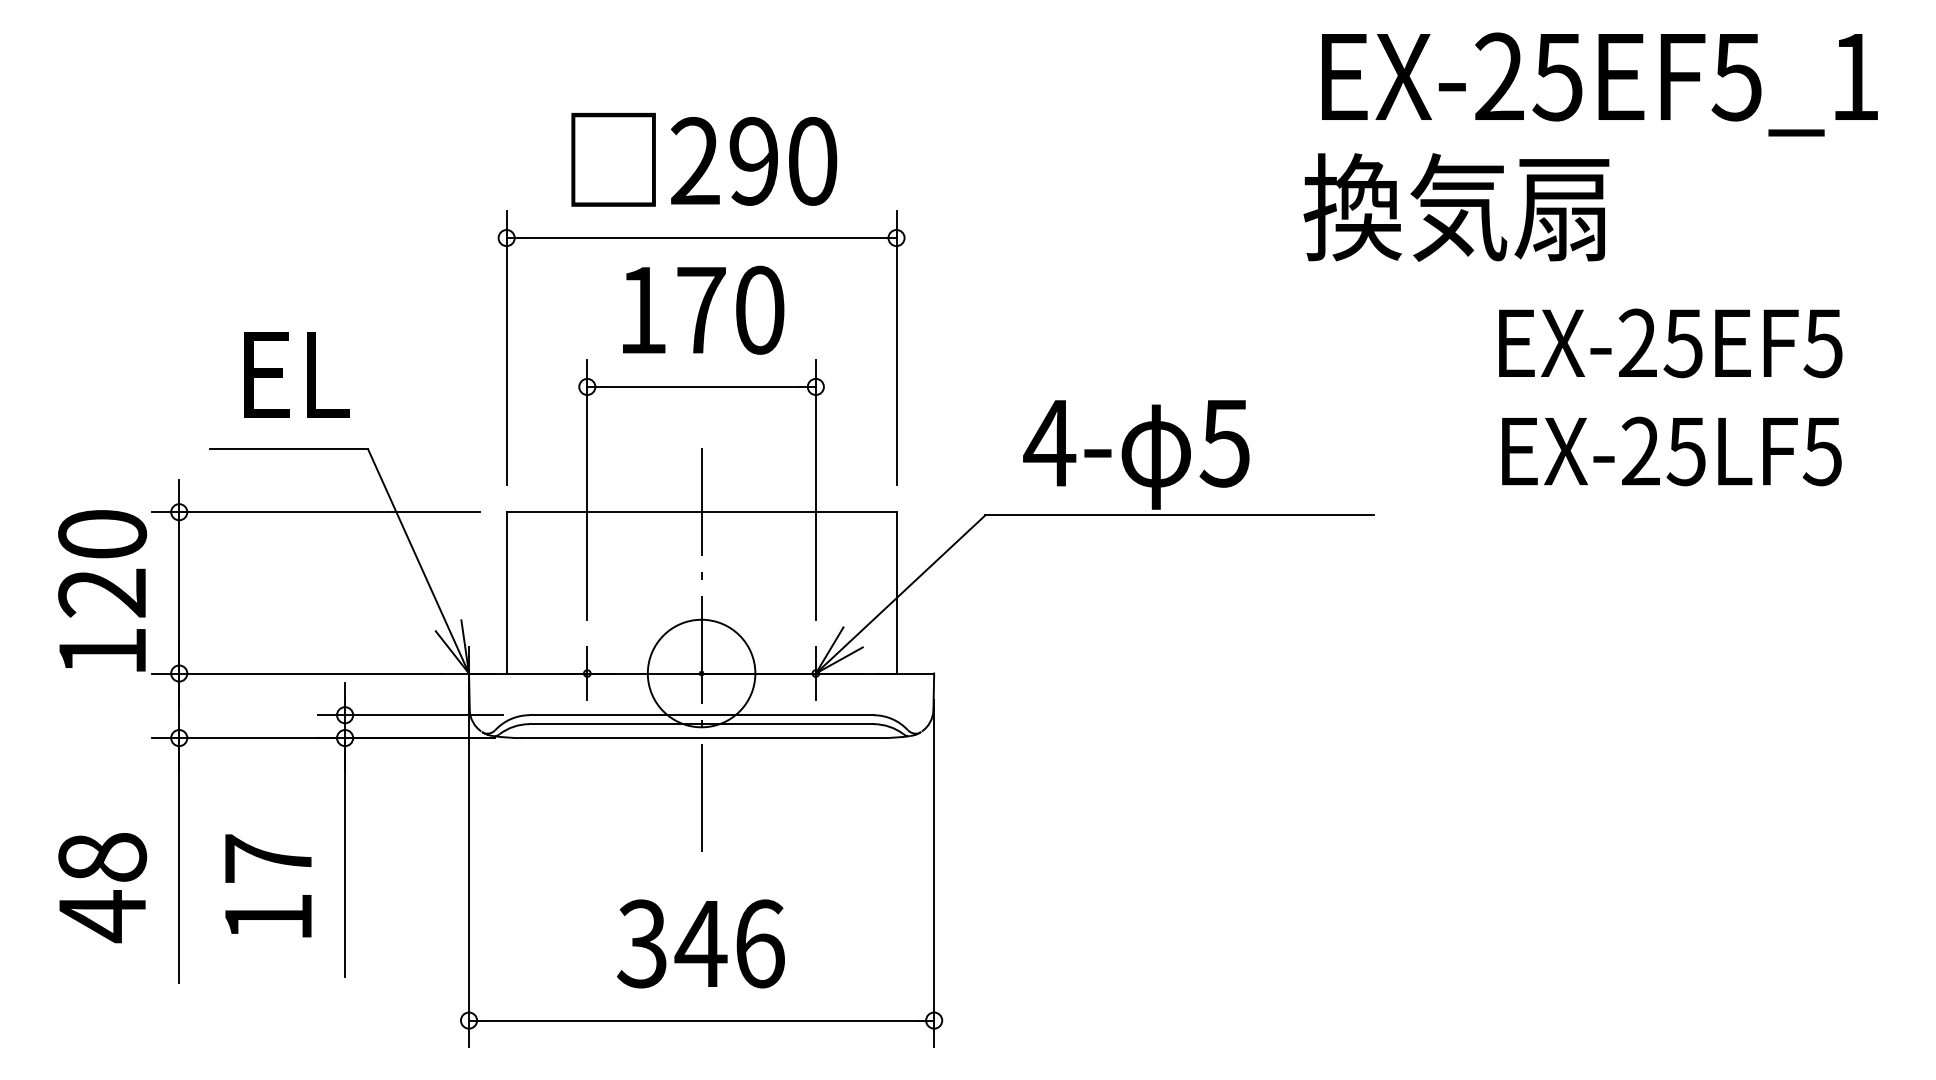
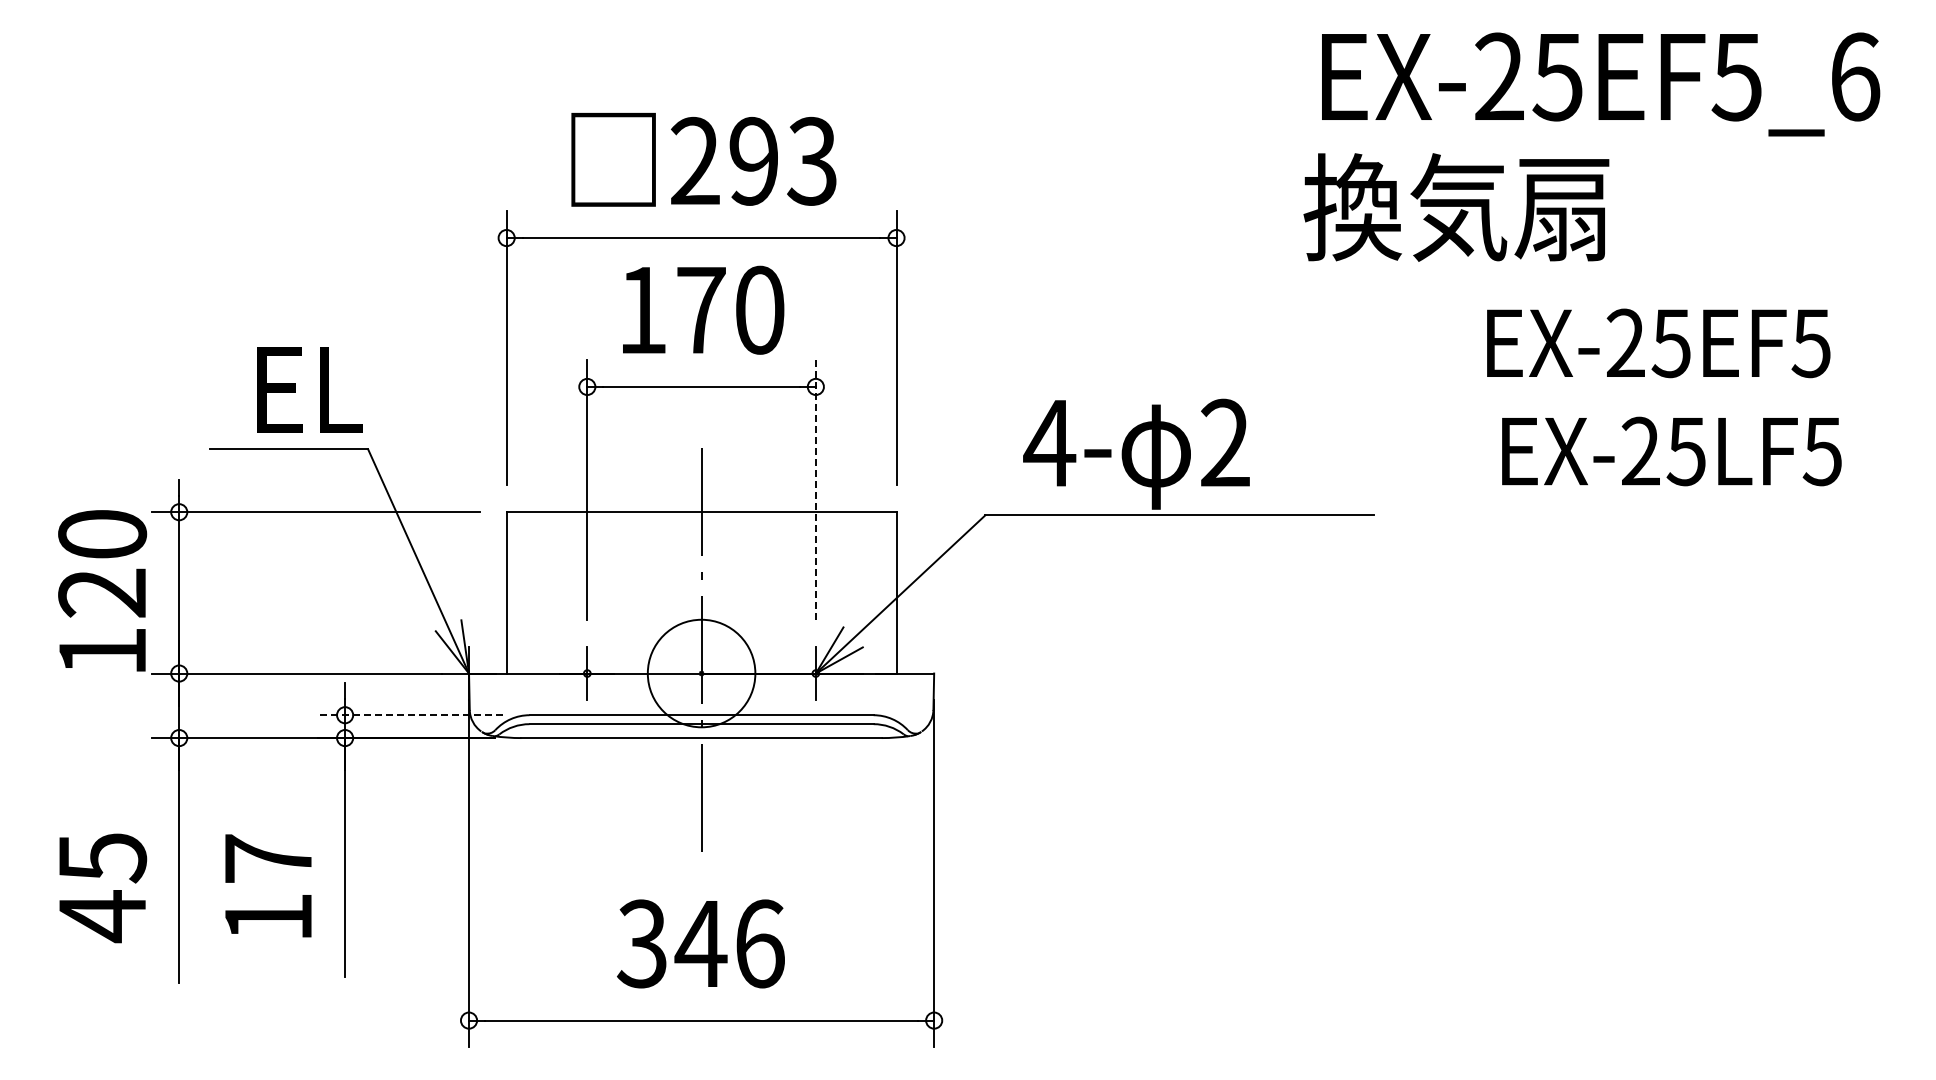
text: EX-25EF5_1 -> EX-25EF5_6 (1856, 76)
text: 290 -> 293 (812, 160)
text position: (1670, 343) -> (1658, 343) (1658, 343)
text position: (296, 374) -> (309, 389) (309, 389)
text: 5 -> 2 (1224, 442)
line: solid -> dashed (815, 489)
line: solid -> dashed (409, 715)
text: 48 -> 45 (102, 858)
